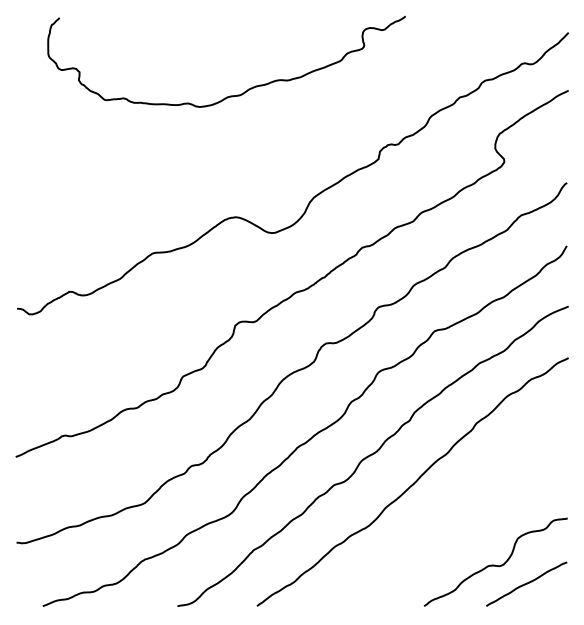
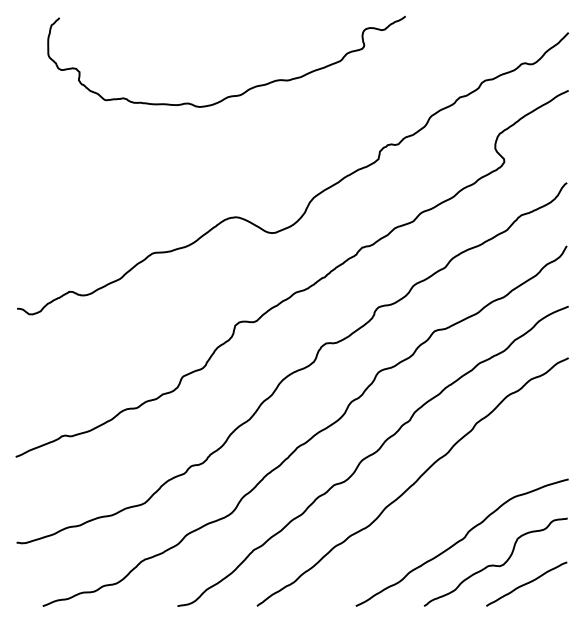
curve: none -> present (460, 541)
